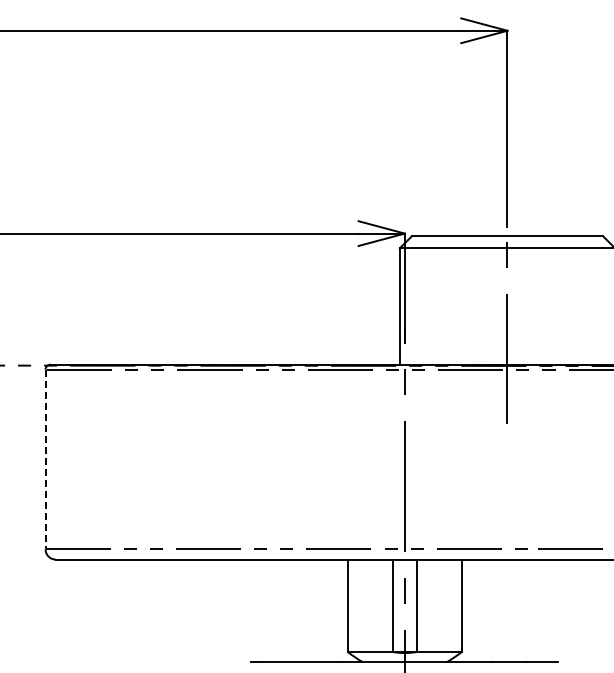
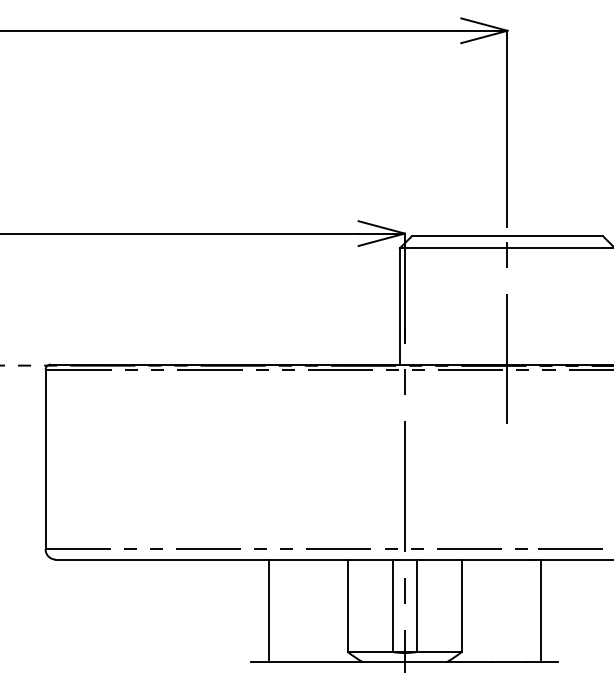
line: dashed -> solid (45, 459)
line: none -> present (269, 610)
line: none -> present (540, 610)
